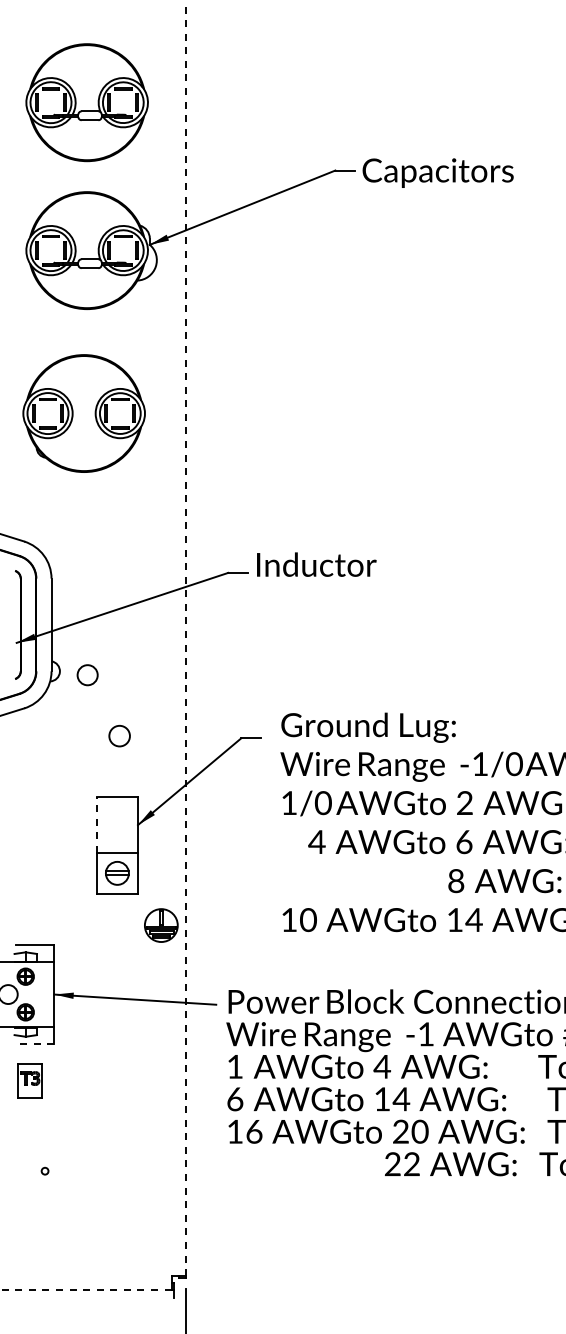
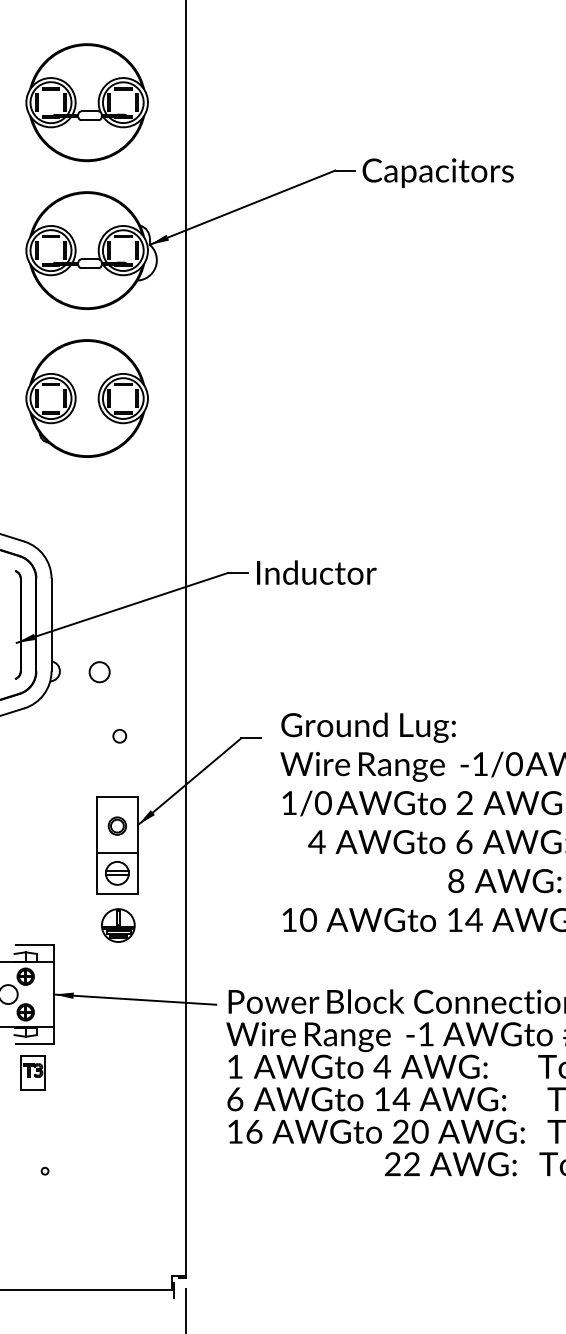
part position: (83, 413) -> (86, 398) (86, 398)
text position: (316, 564) -> (316, 572) (316, 572)
line: dashed -> solid (185, 638)
circle position: (87, 675) -> (99, 672) (99, 672)
circle size: 23x24 px -> 16x15 px (119, 736)
line: dashed -> solid (96, 825)
part: none -> present (116, 825)
part position: (161, 925) -> (118, 925) (118, 925)
line: dashed -> solid (34, 1043)
part position: (29, 1080) -> (32, 1072) (32, 1072)
line: dashed -> solid (85, 1290)
